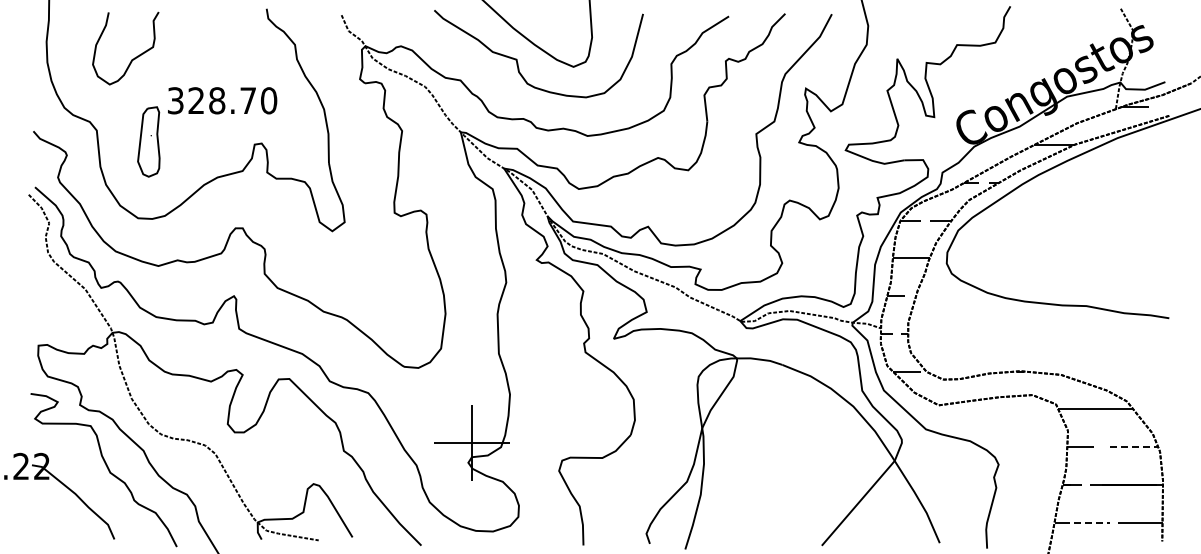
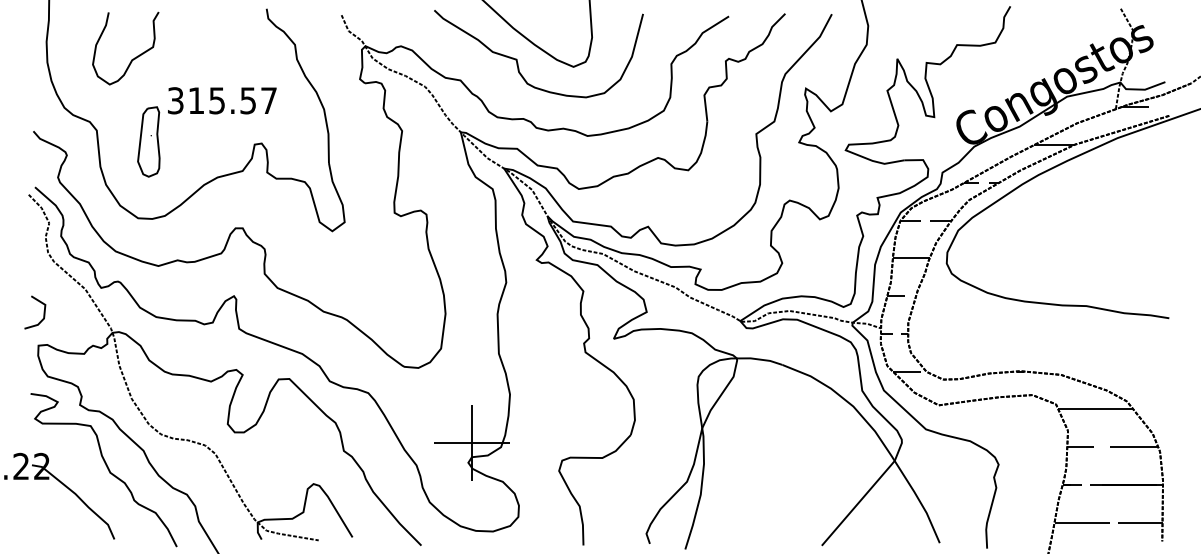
text: 328.70 -> 315.57 (232, 100)
line: none -> present (43, 312)
line: dashed -> solid (1134, 447)
line: dashed -> solid (1086, 522)
